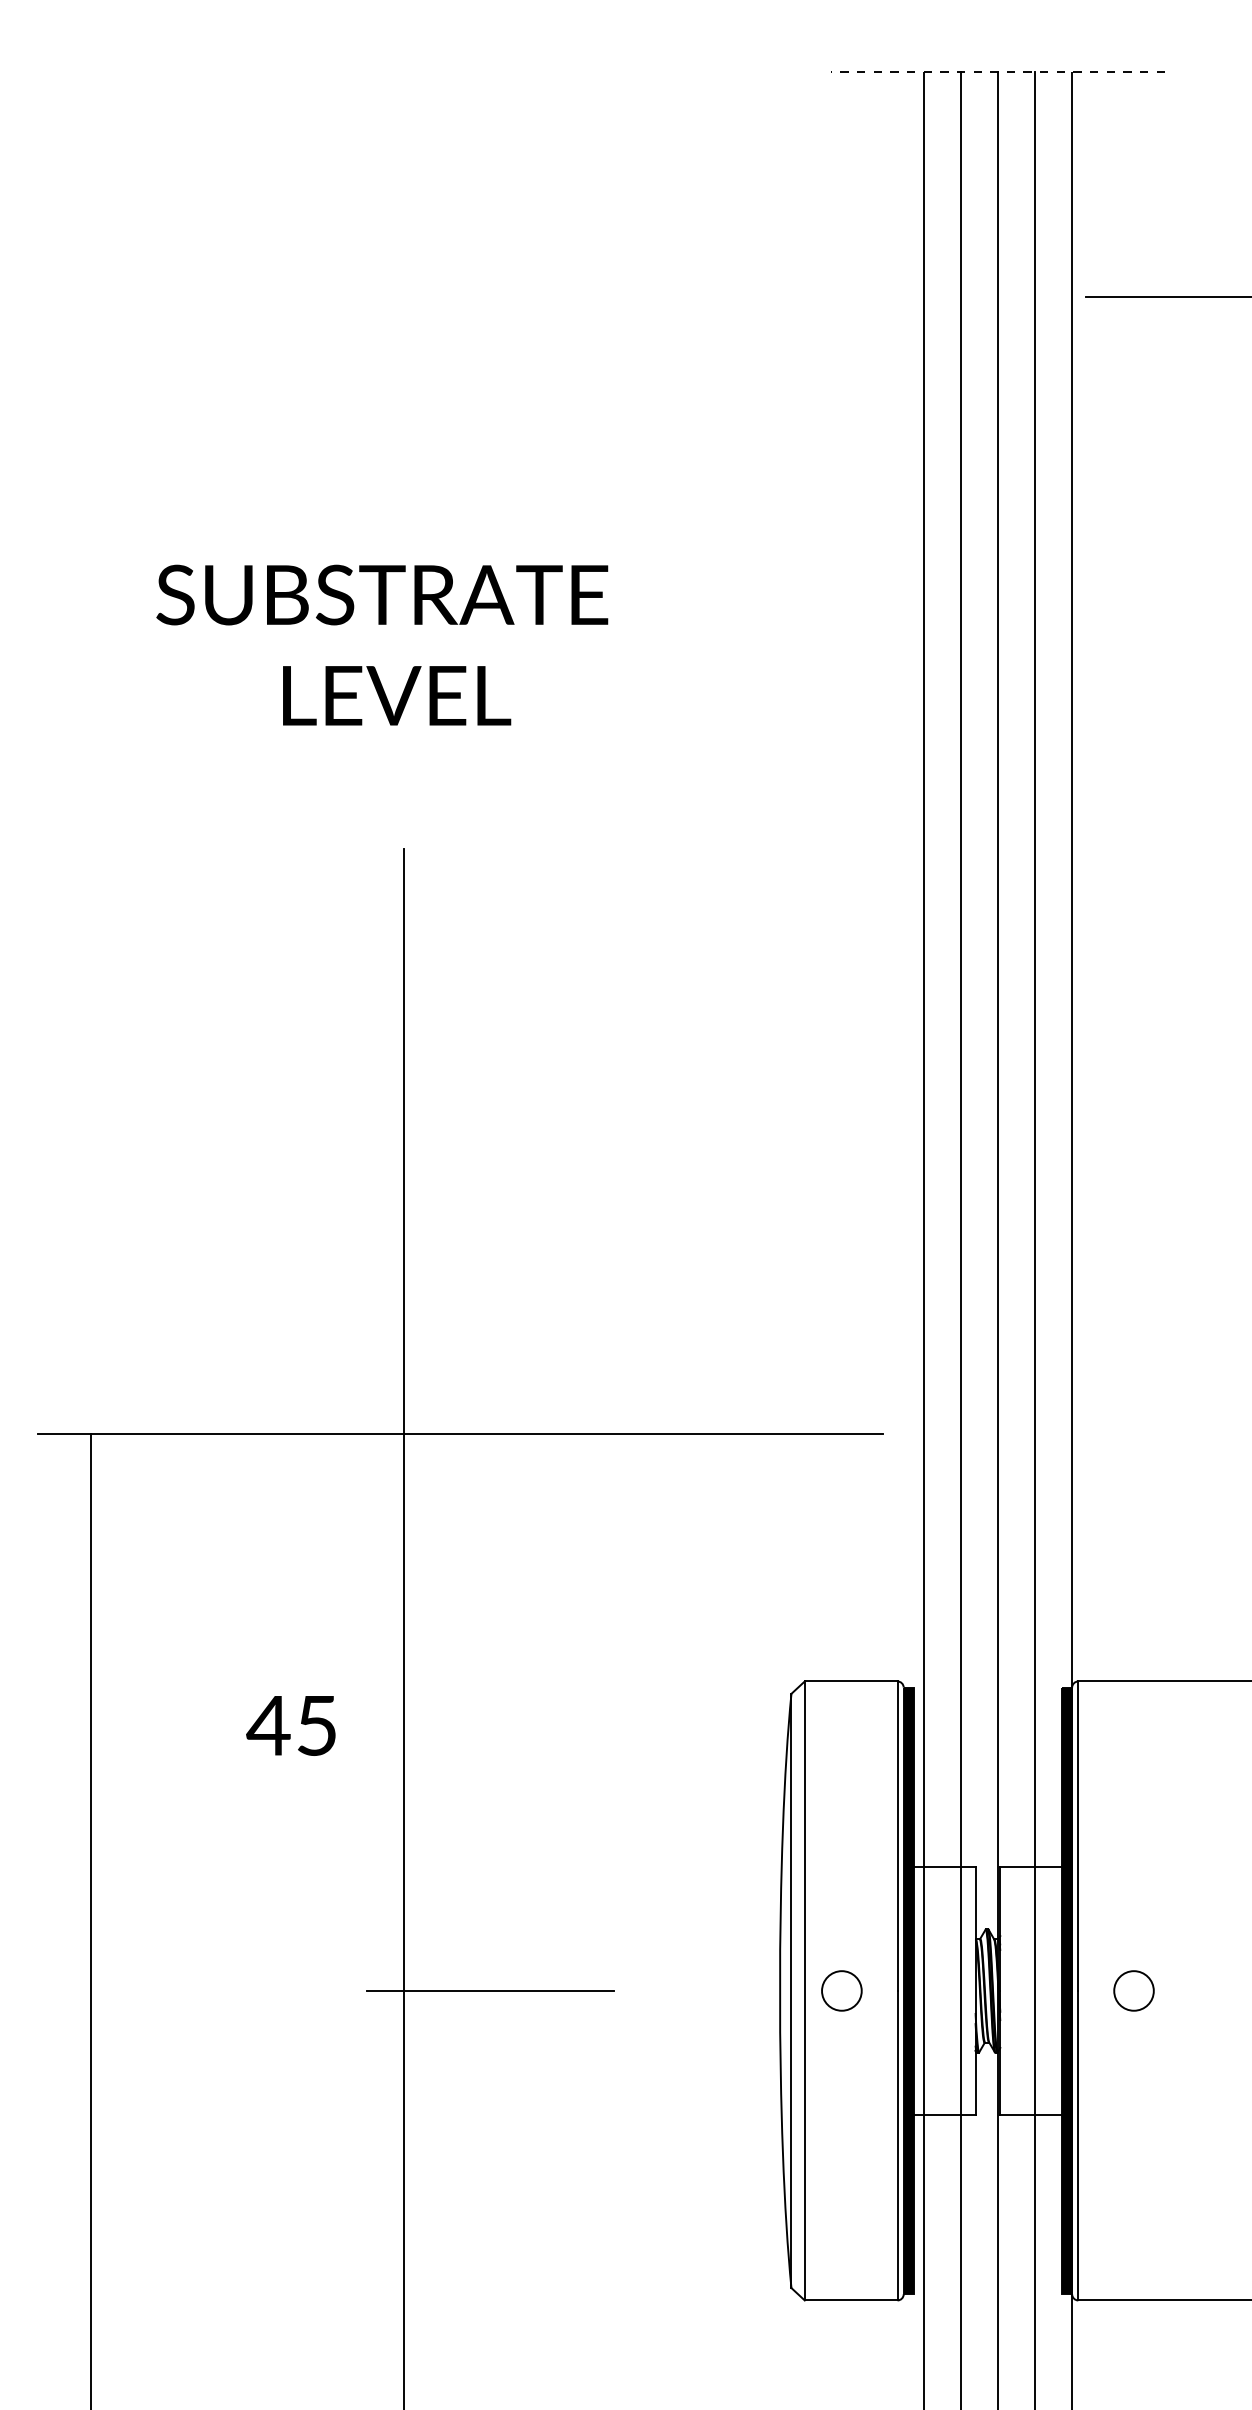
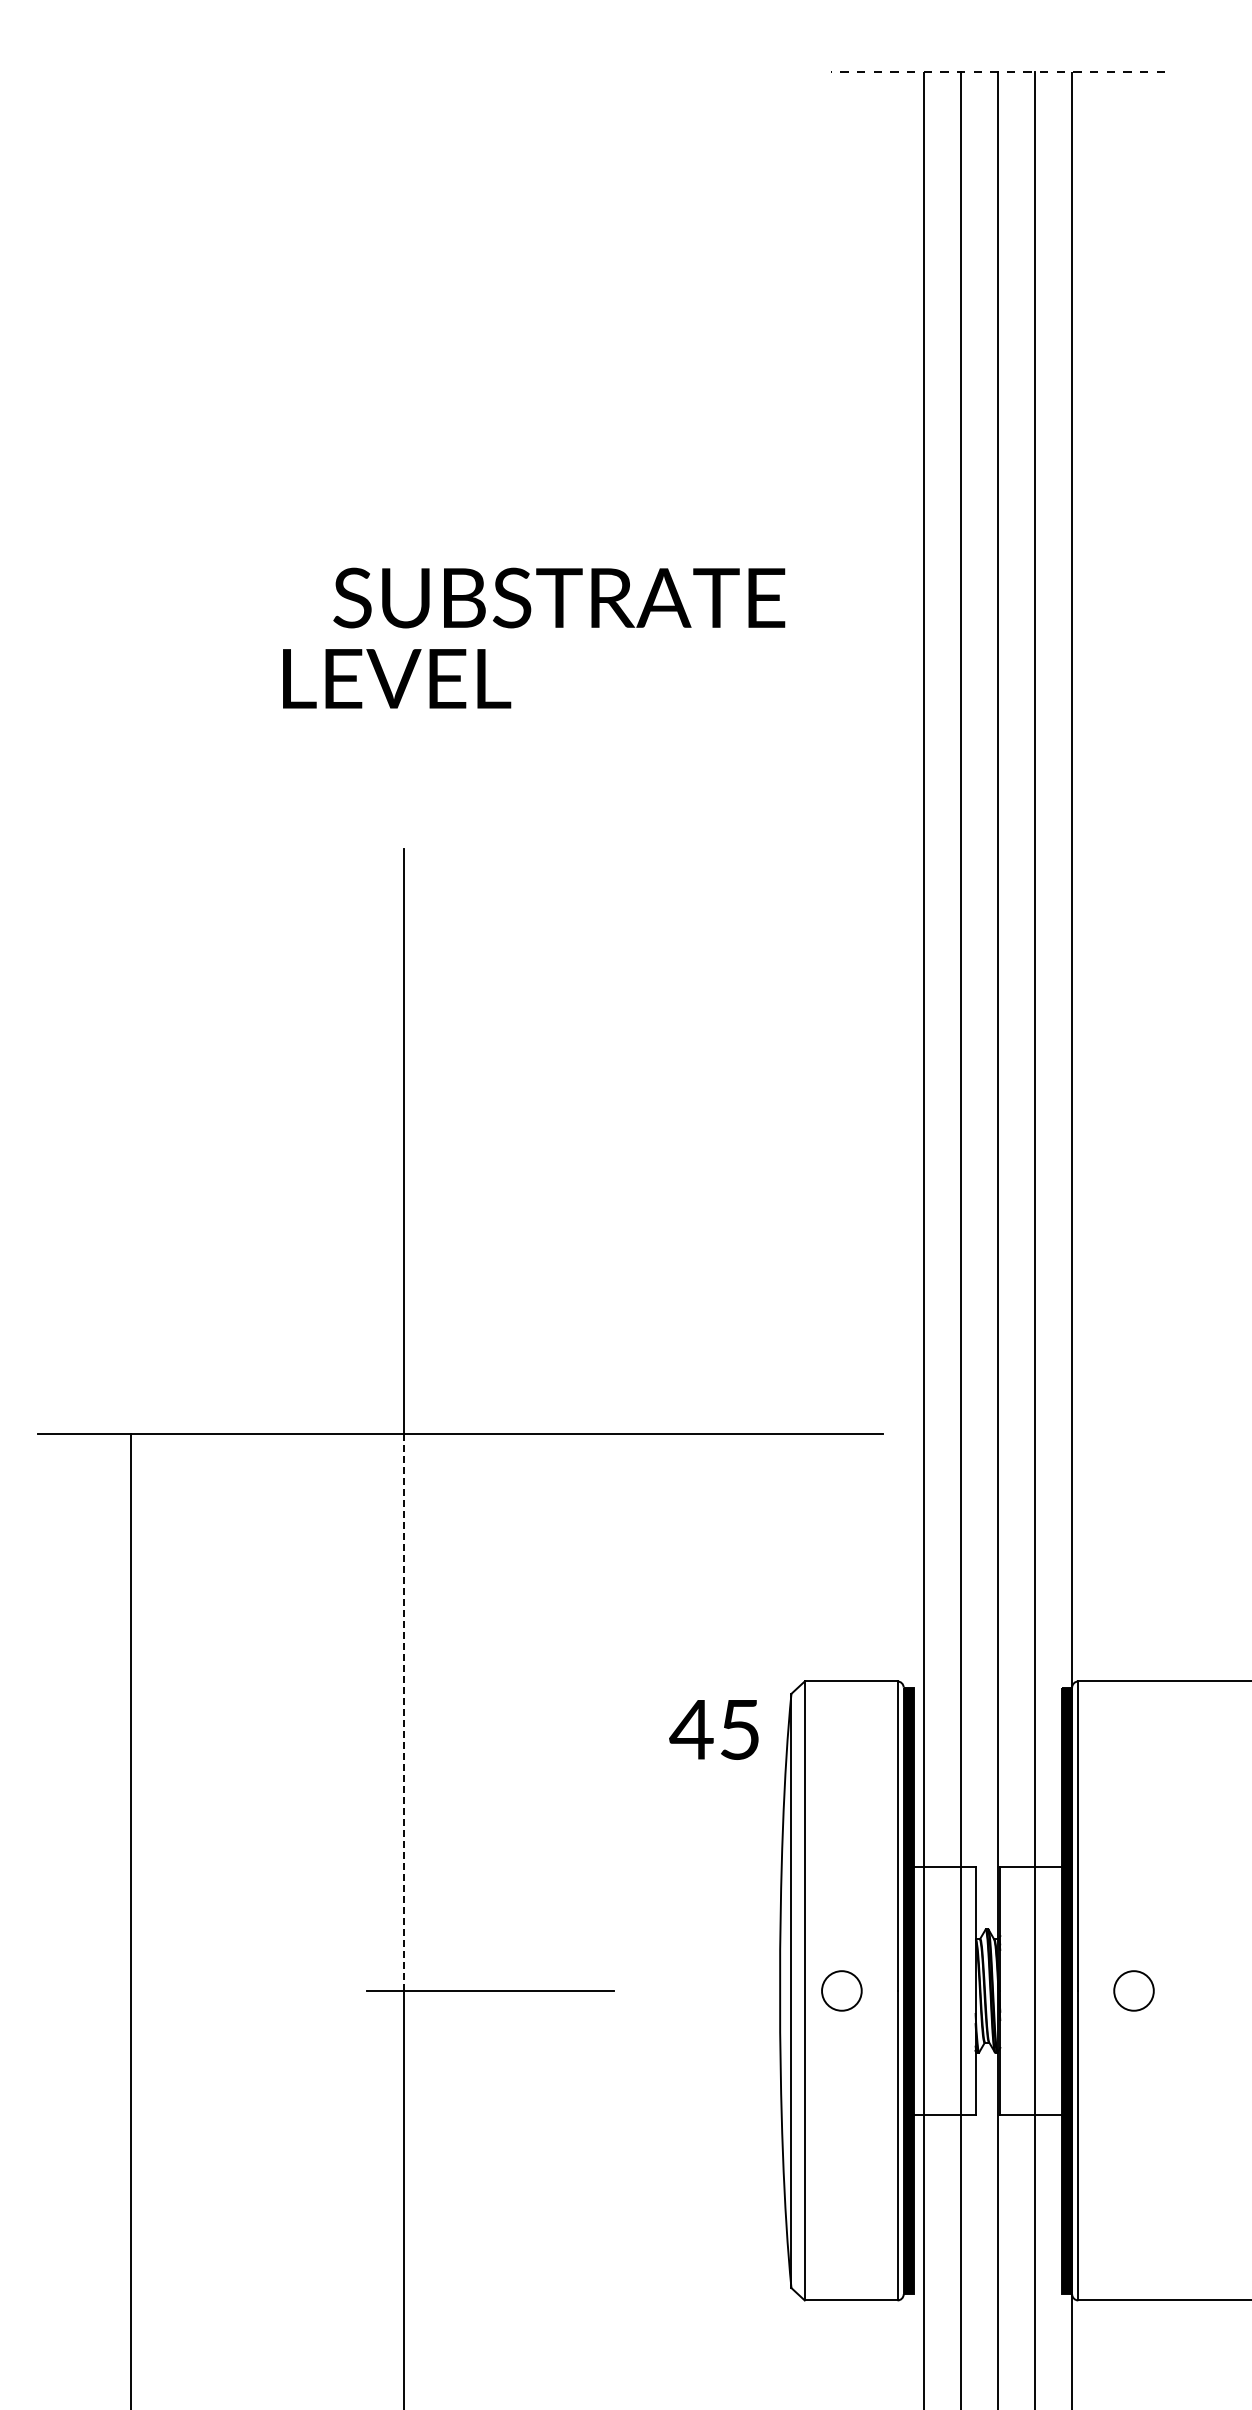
line: present -> none (1167, 296)
text position: (382, 594) -> (559, 597) (559, 597)
text position: (397, 695) -> (397, 678) (397, 678)
line: solid -> dashed (403, 1712)
text position: (290, 1725) -> (713, 1729) (713, 1729)
line position: (90, 1919) -> (130, 1919) (130, 1919)
